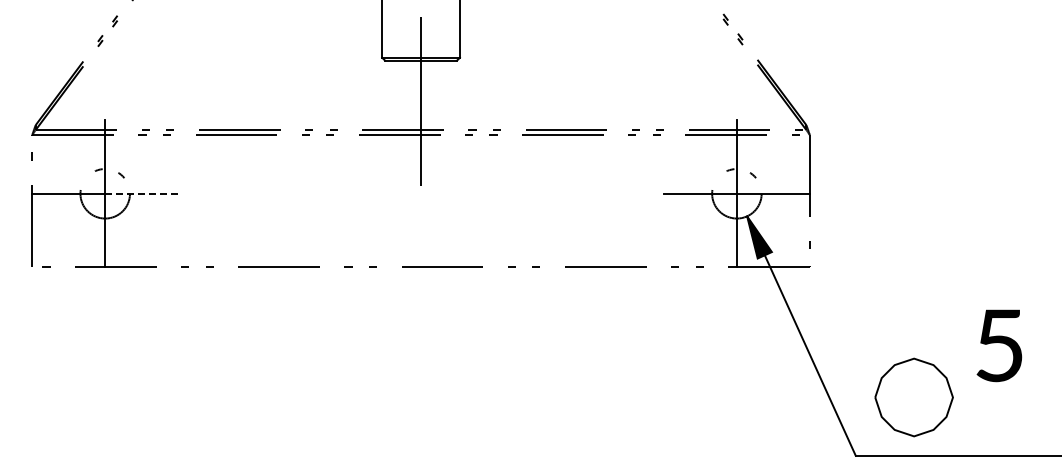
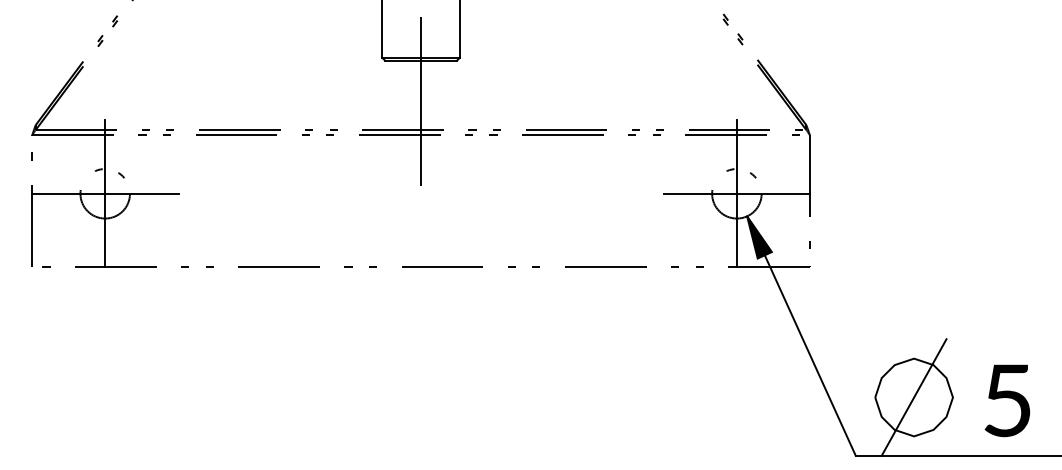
line: dashed -> solid (141, 193)
text position: (999, 345) -> (1007, 400) (1007, 400)
line: none -> present (913, 397)
